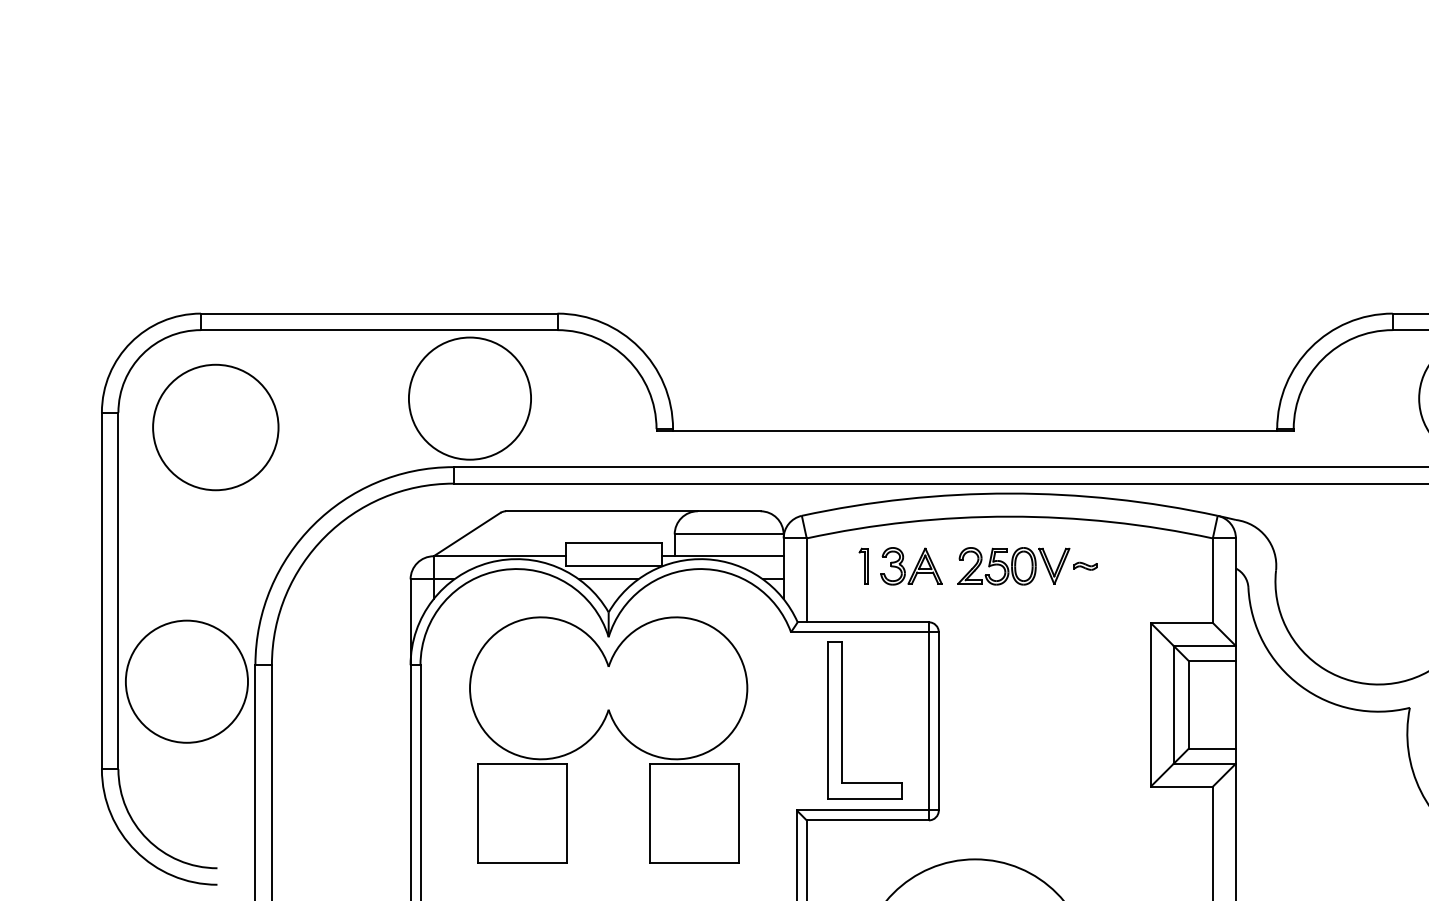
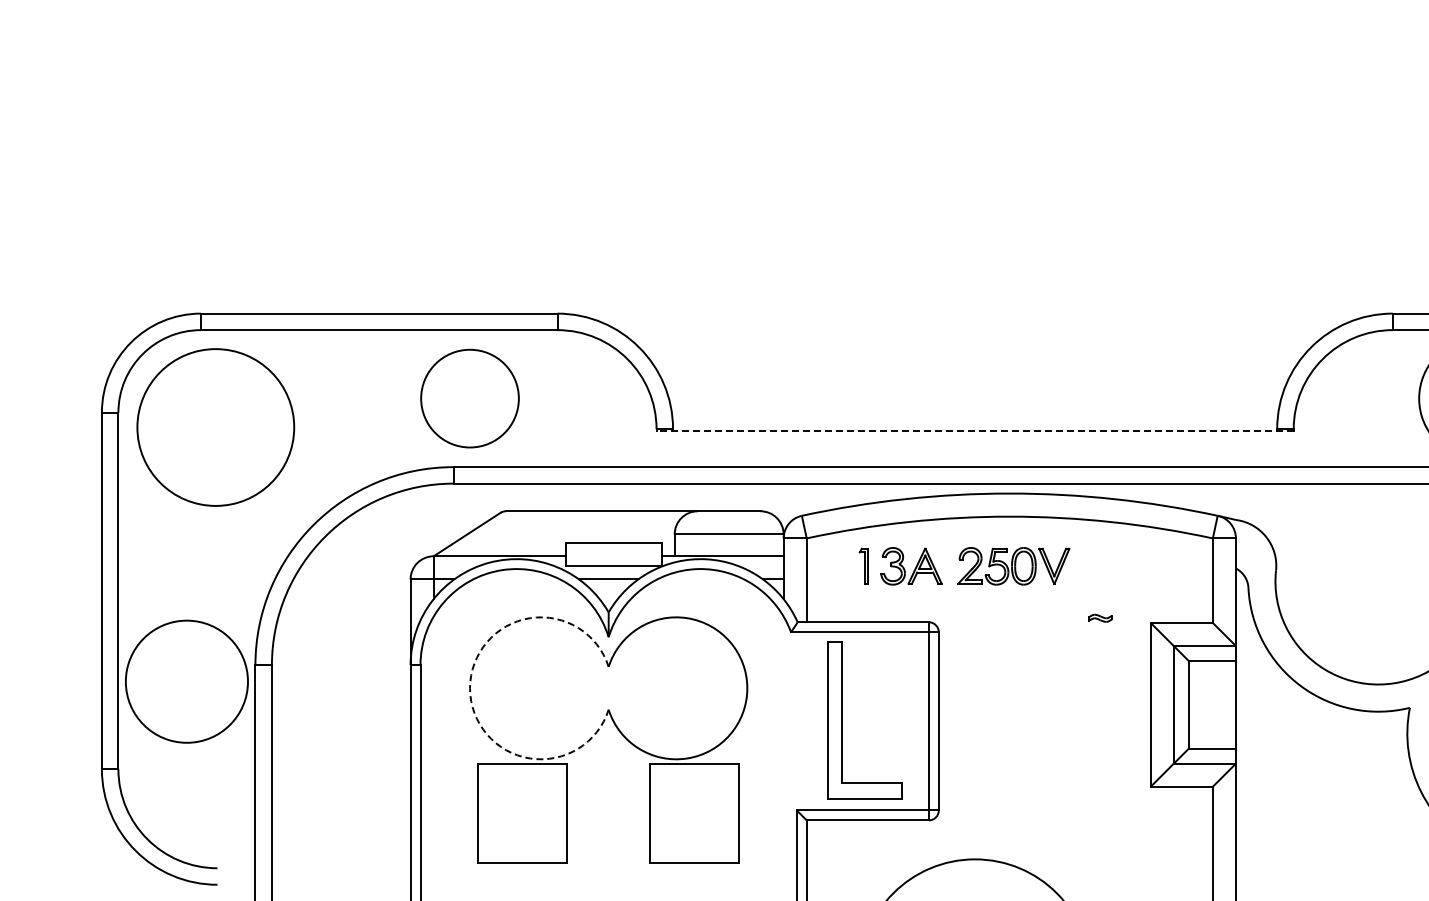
circle diameter: 122 px -> 98 px (469, 398)
circle diameter: 125 px -> 157 px (215, 427)
line: solid -> dashed (975, 430)
part position: (1085, 565) -> (1100, 617) (1100, 617)
arc: solid -> dashed (470, 688)
